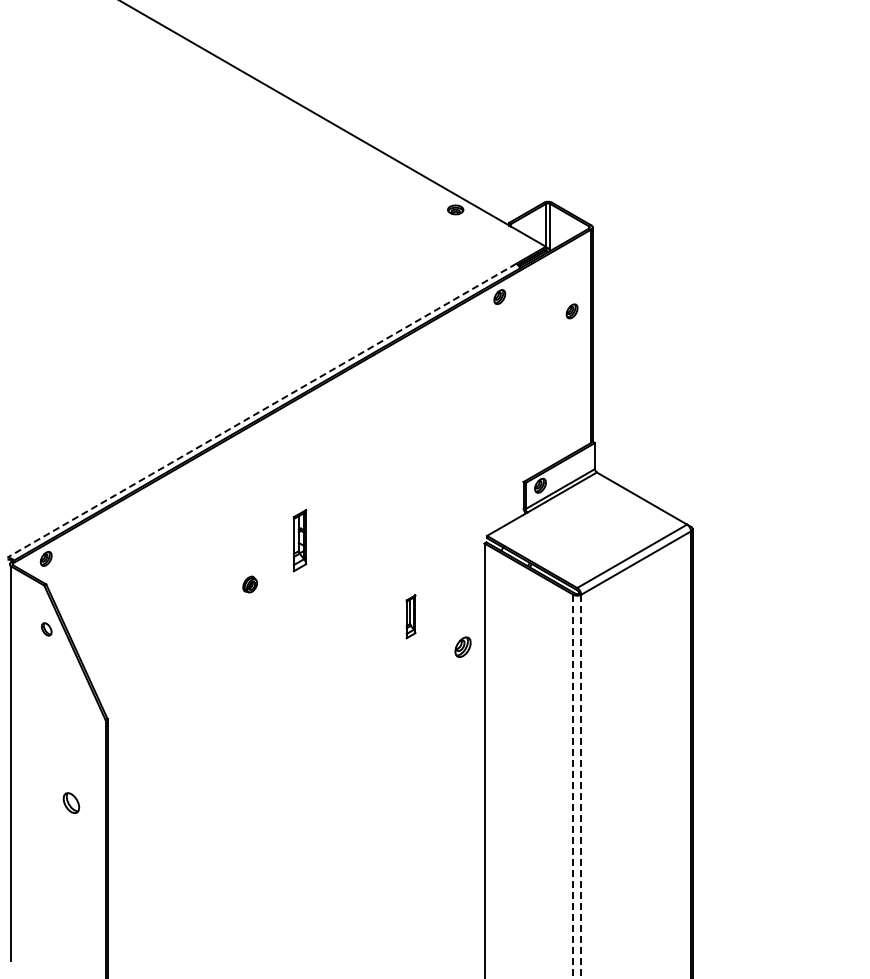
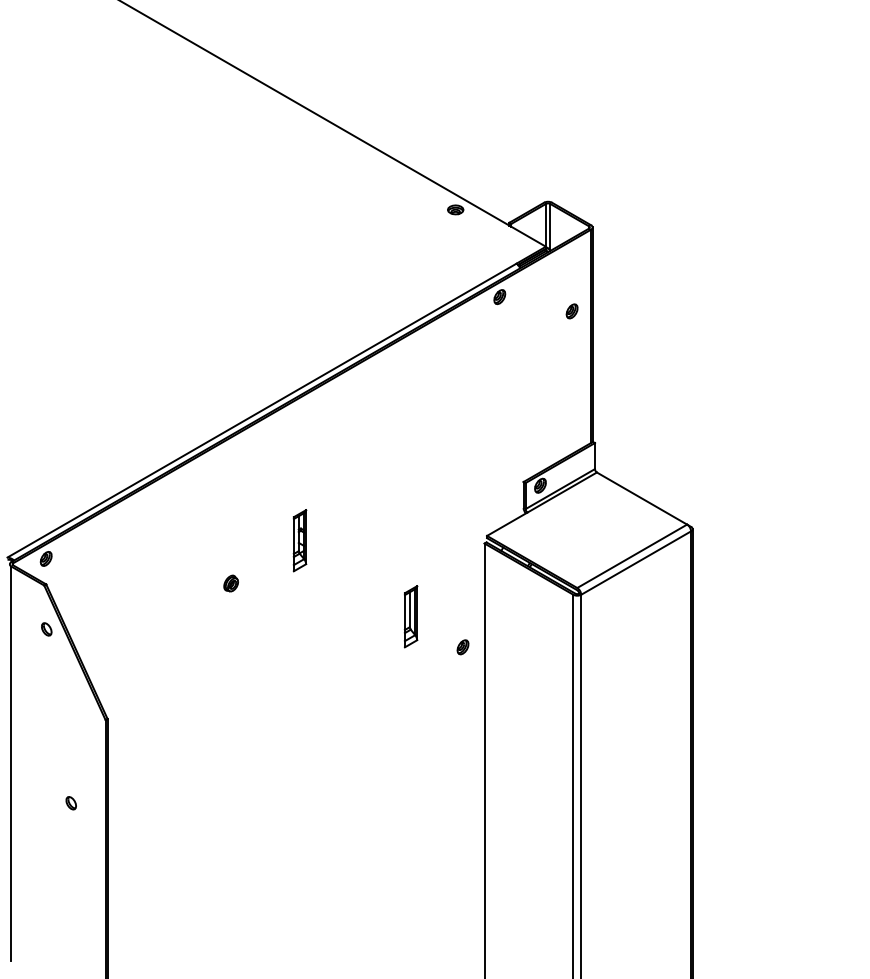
line: dashed -> solid (262, 410)
part position: (249, 584) -> (230, 583) (230, 583)
part size: 12x46 px -> 16x64 px (410, 616)
part size: 18x22 px -> 14x17 px (462, 647)
line: dashed -> solid (573, 786)
line: dashed -> solid (581, 786)
part size: 19x23 px -> 12x15 px (70, 803)
